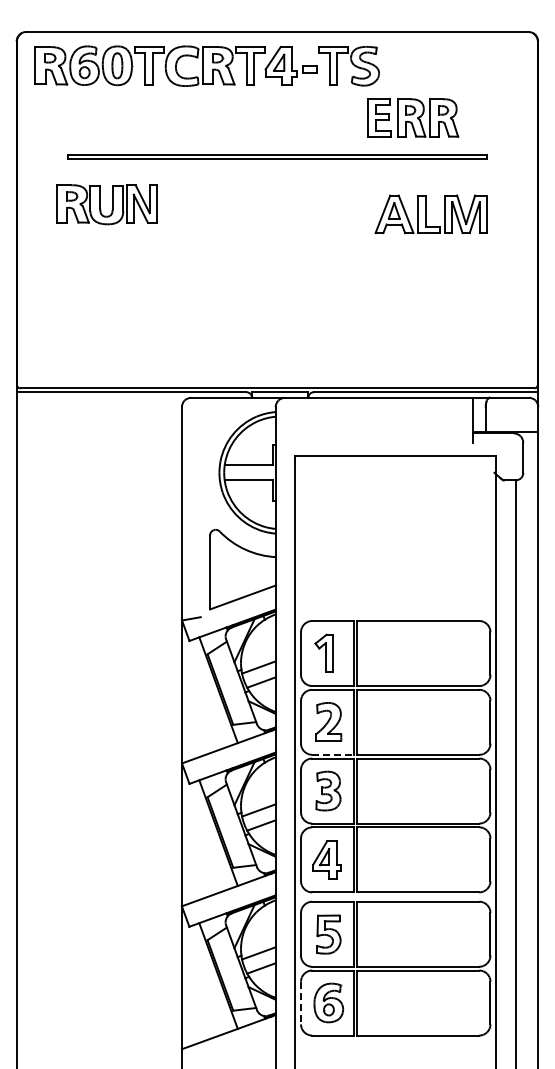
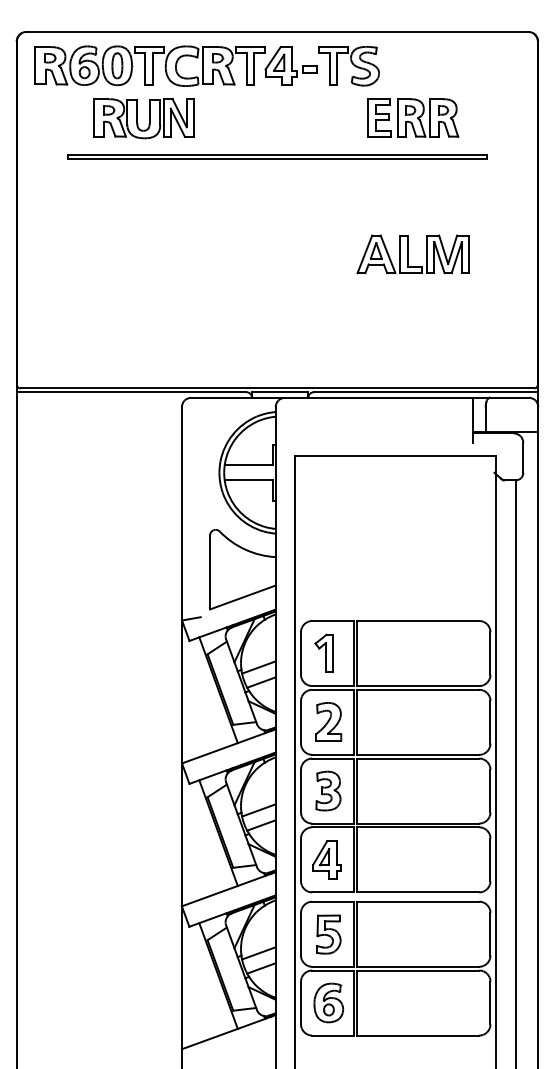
part position: (106, 204) -> (143, 118) (143, 118)
part position: (430, 214) -> (412, 254) (412, 254)
line: dashed -> solid (332, 754)
line: dashed -> solid (301, 1003)
